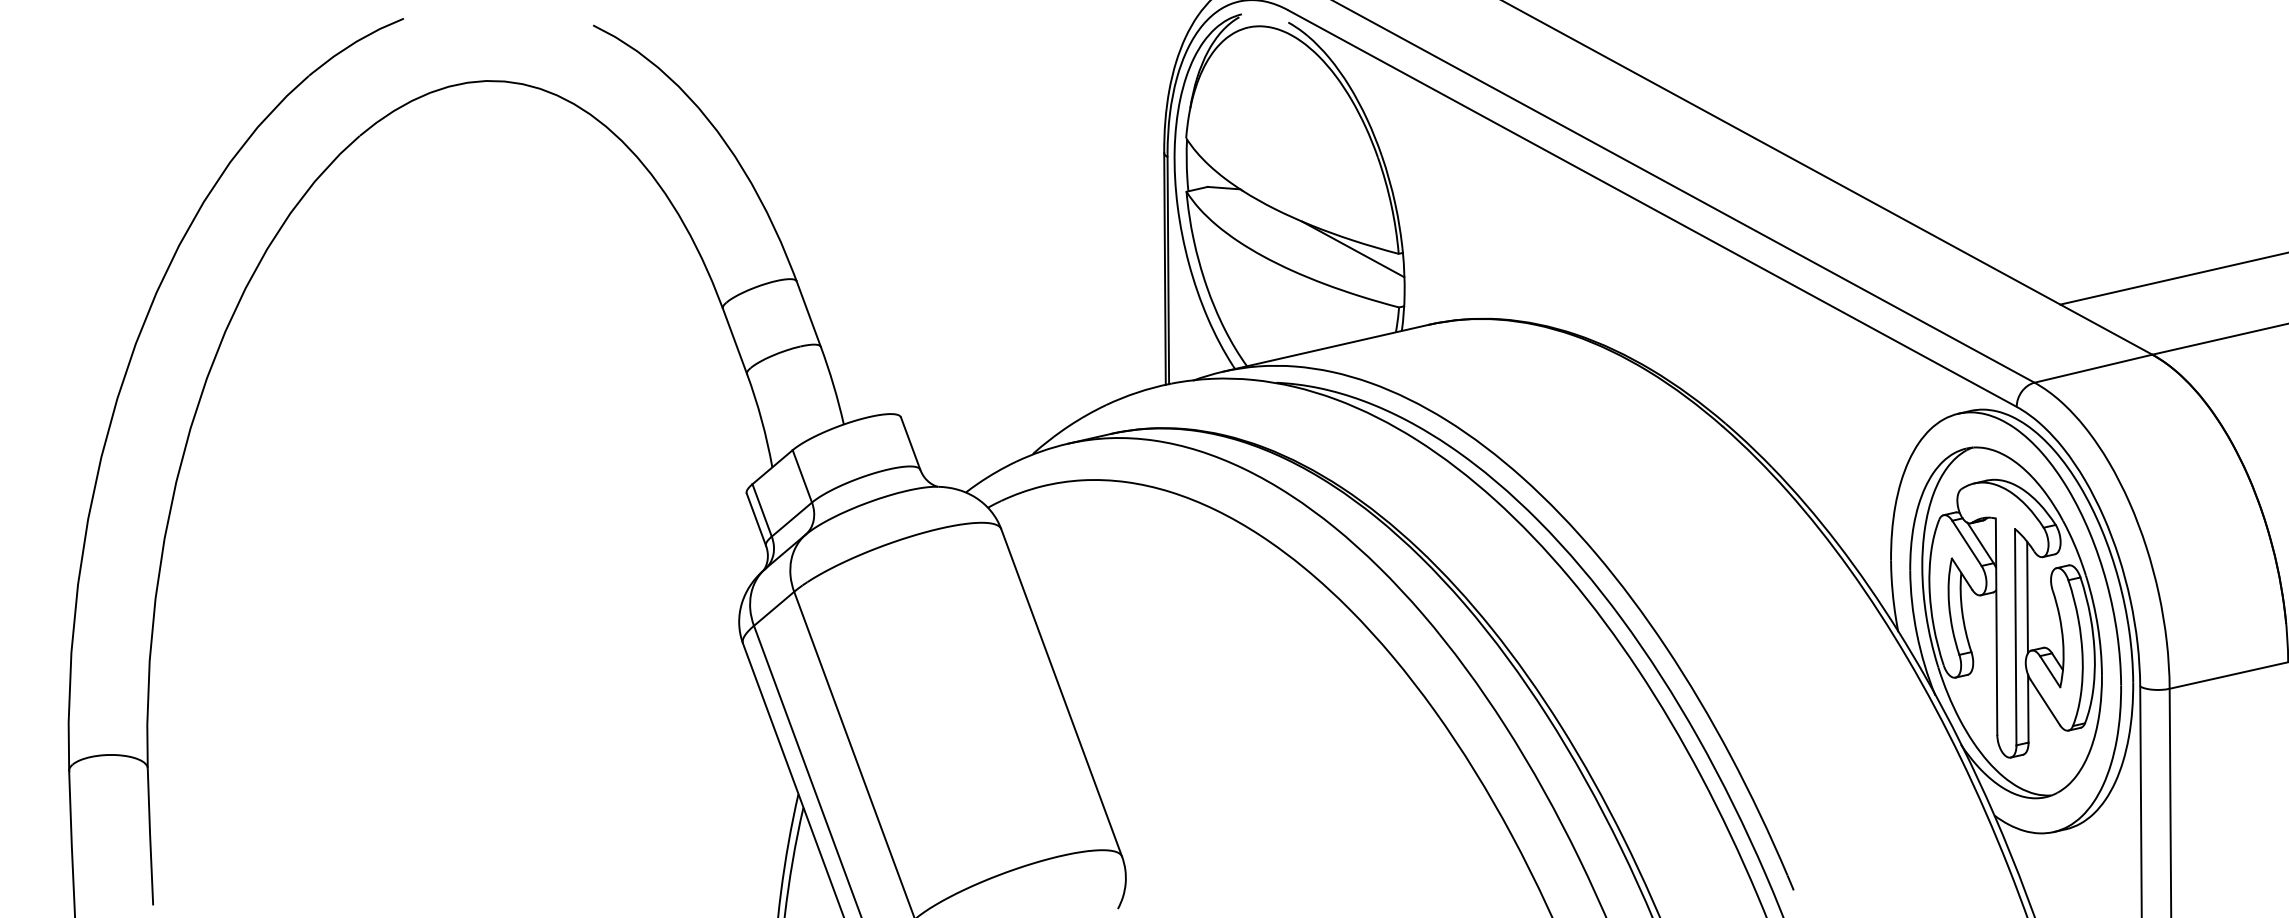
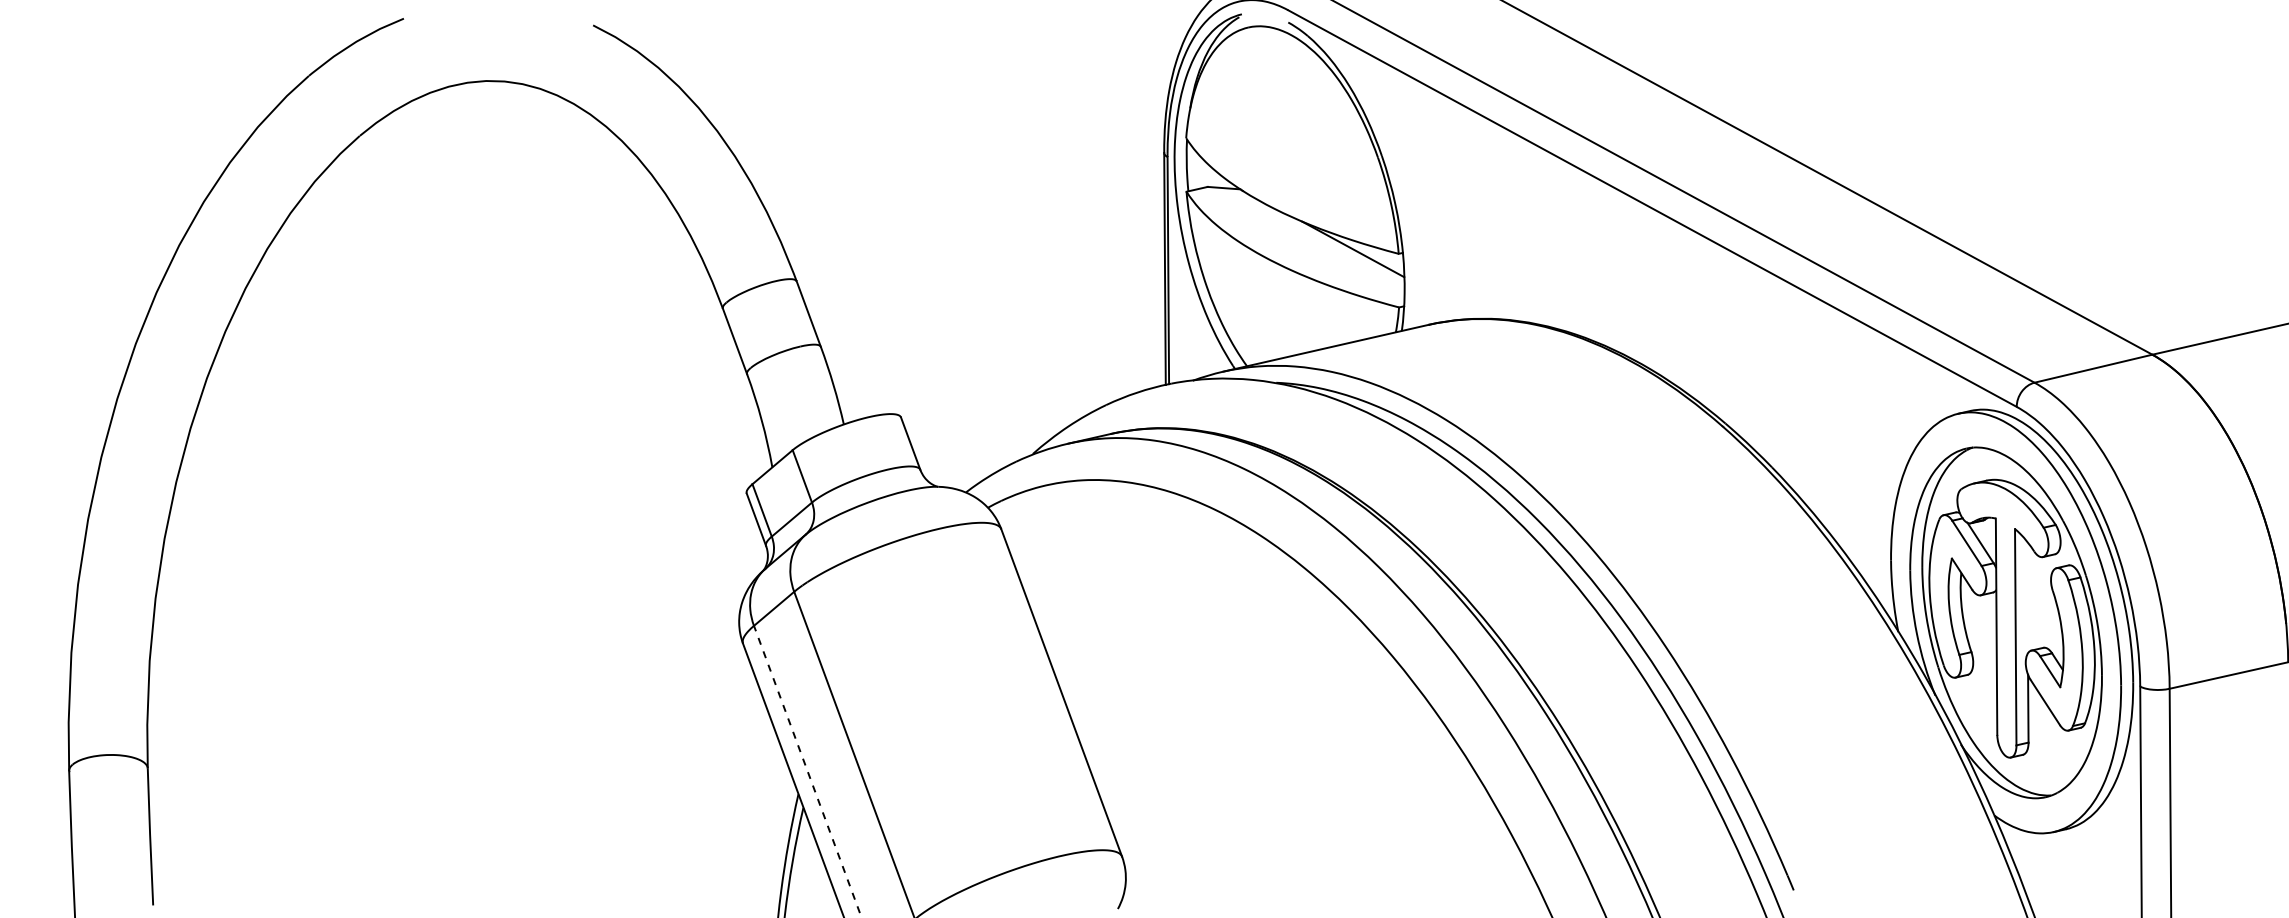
line: present -> none (2172, 278)
line: present -> none (2027, 597)
line: solid -> dashed (807, 771)
